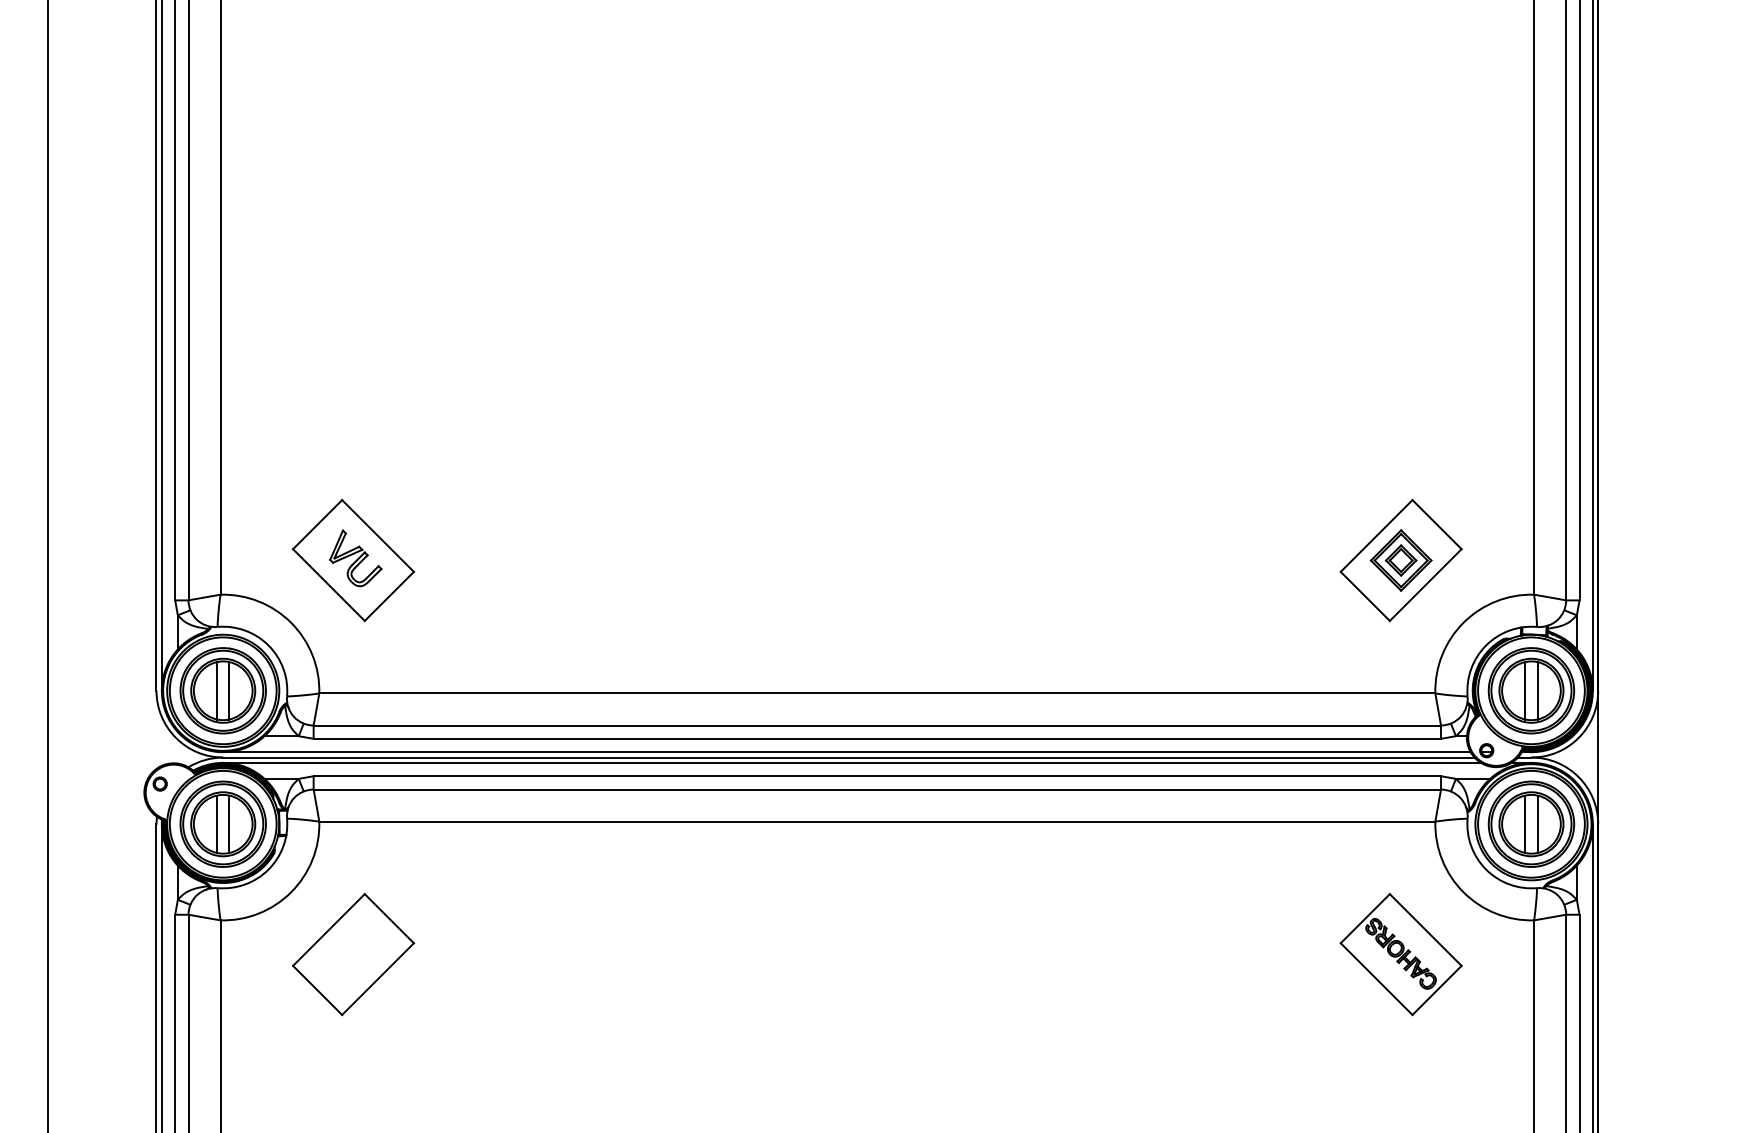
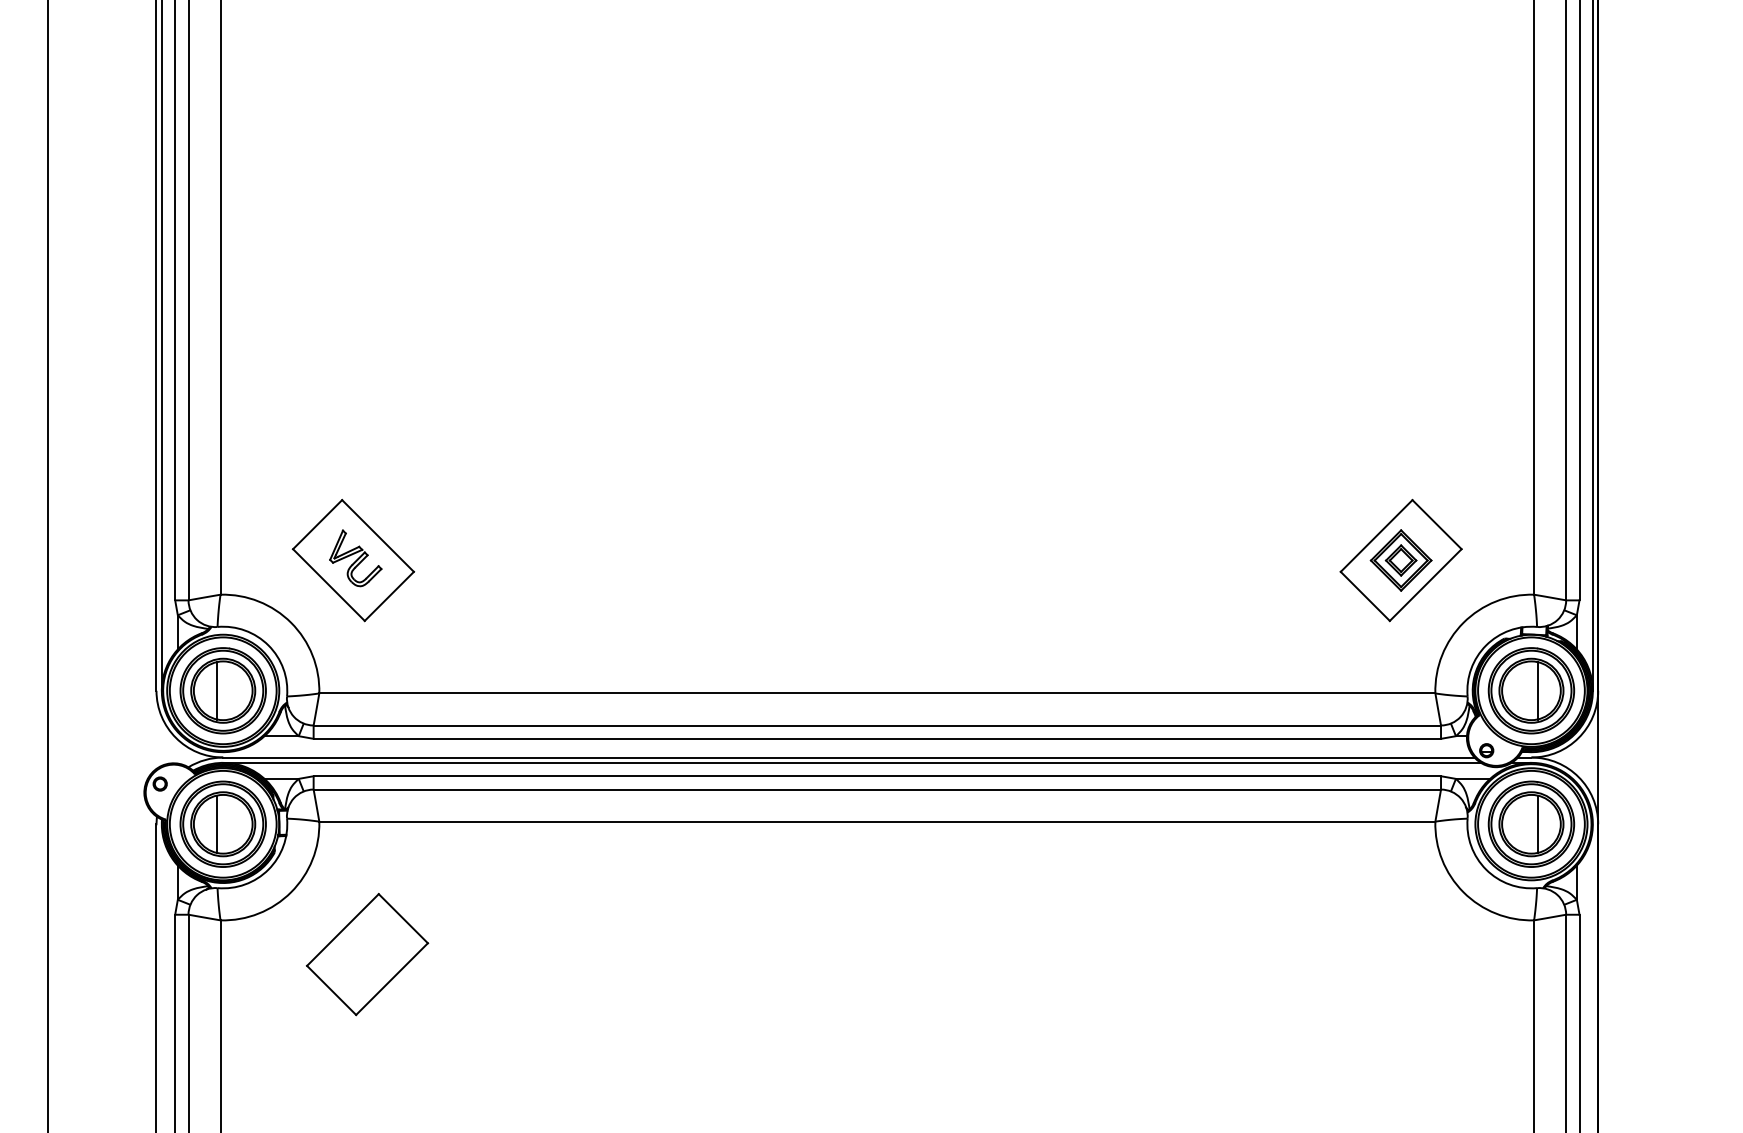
line: present -> none (229, 690)
line: present -> none (1525, 690)
line: present -> none (846, 752)
line: present -> none (229, 824)
line: present -> none (1525, 824)
part position: (353, 954) -> (367, 954) (367, 954)
part: present -> none (1400, 954)
line: present -> none (161, 976)
line: present -> none (1592, 976)
